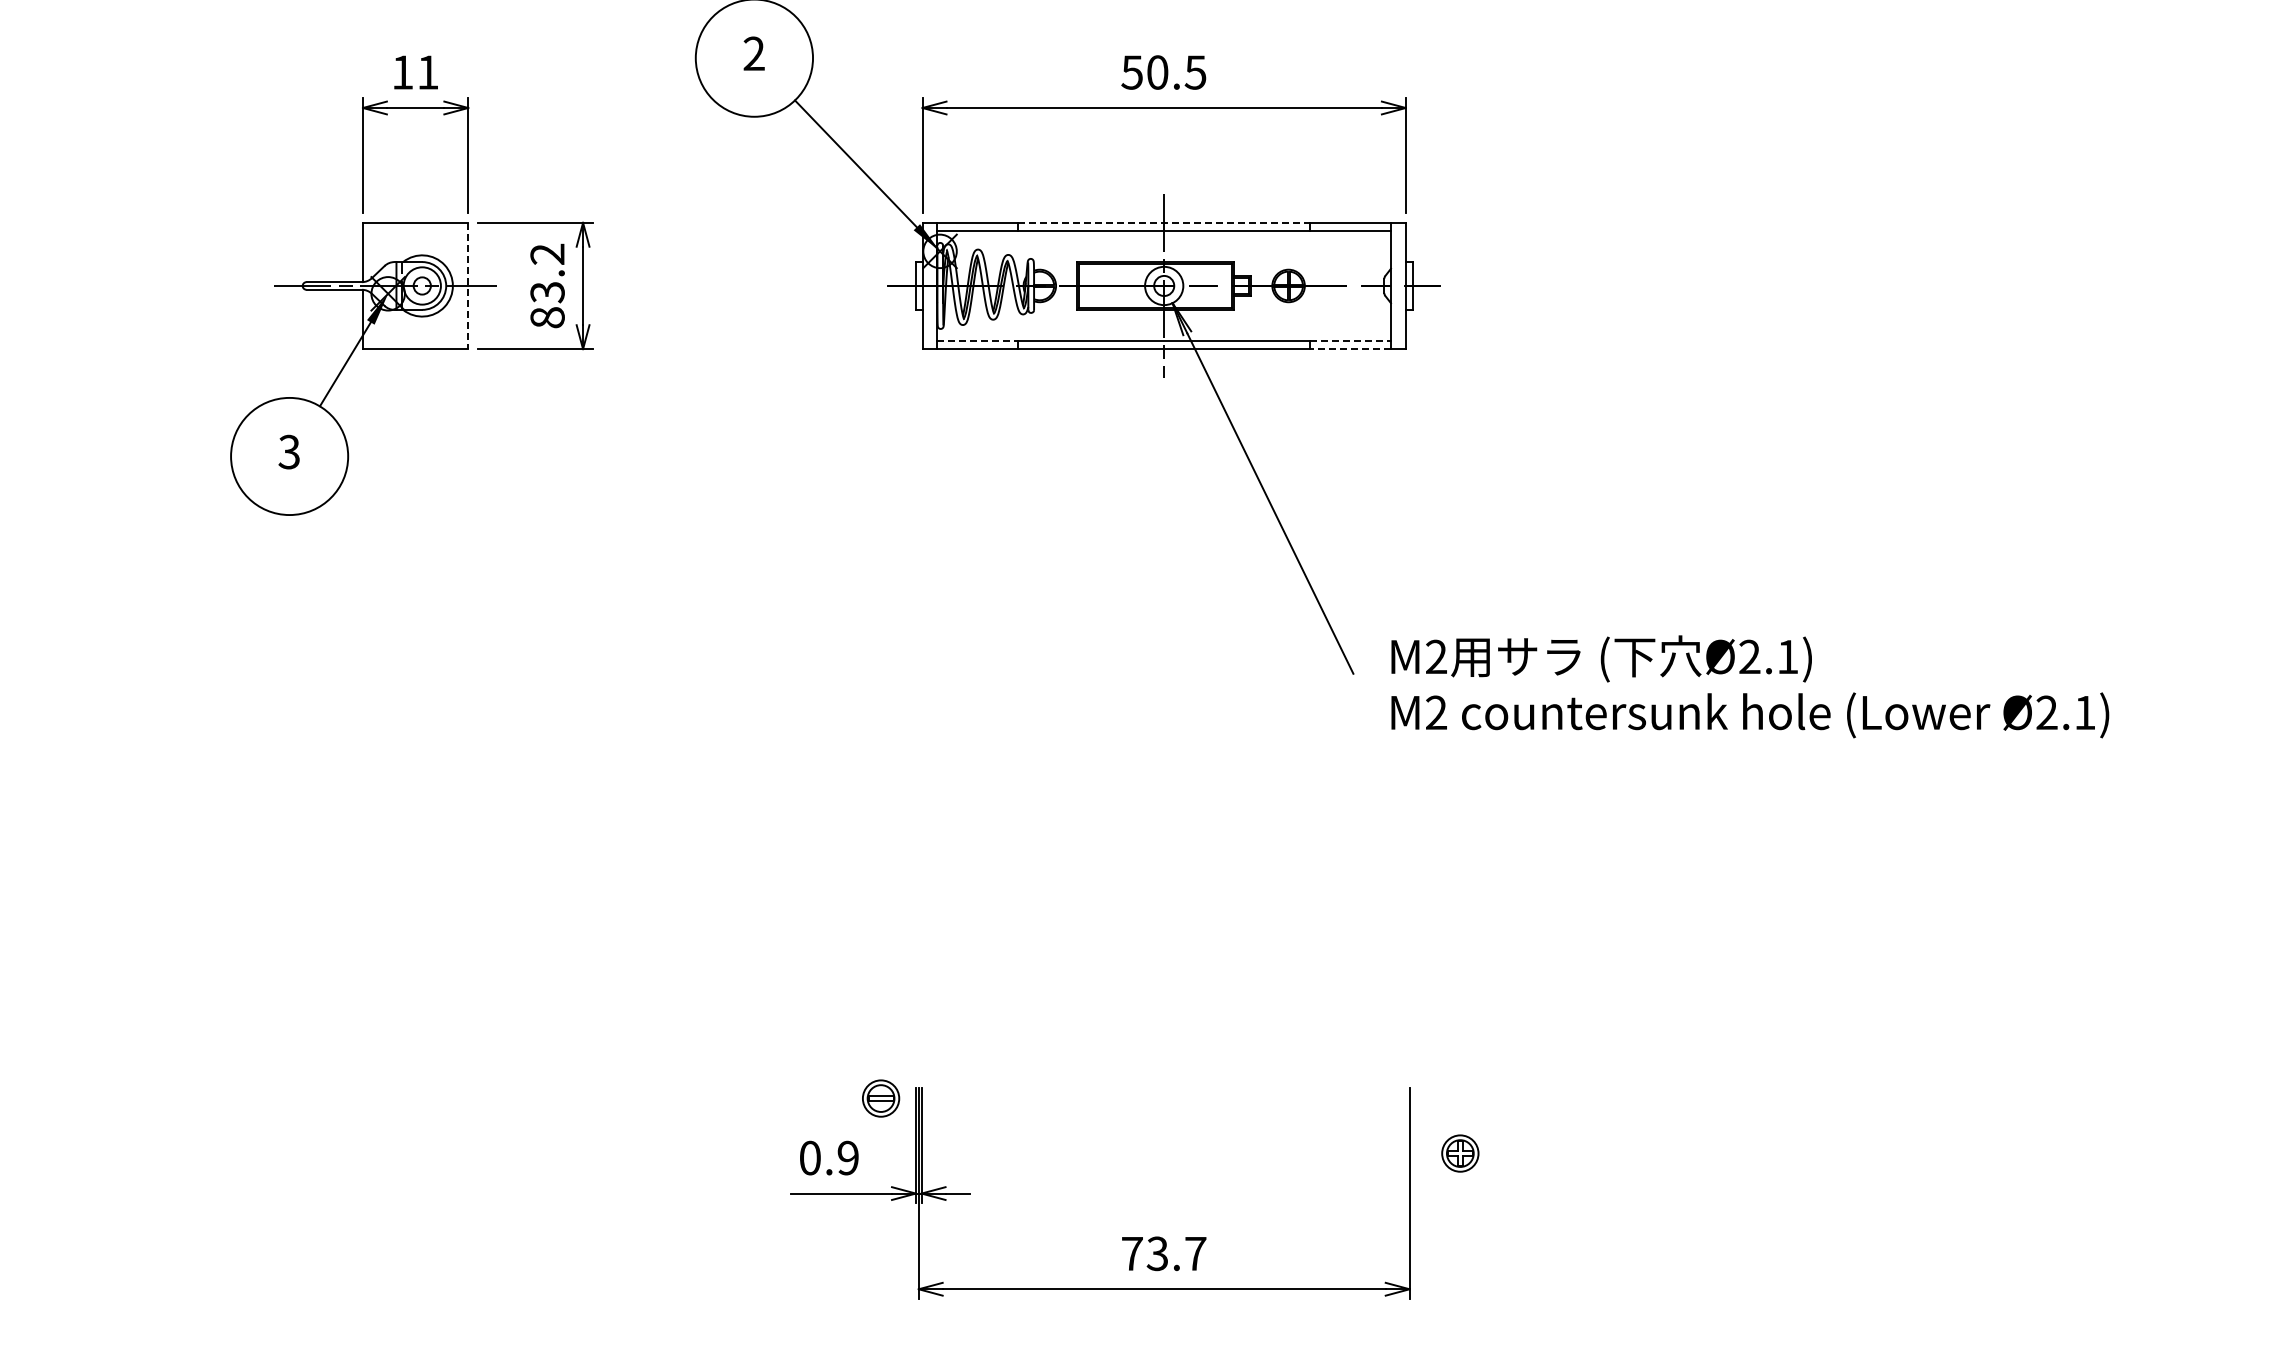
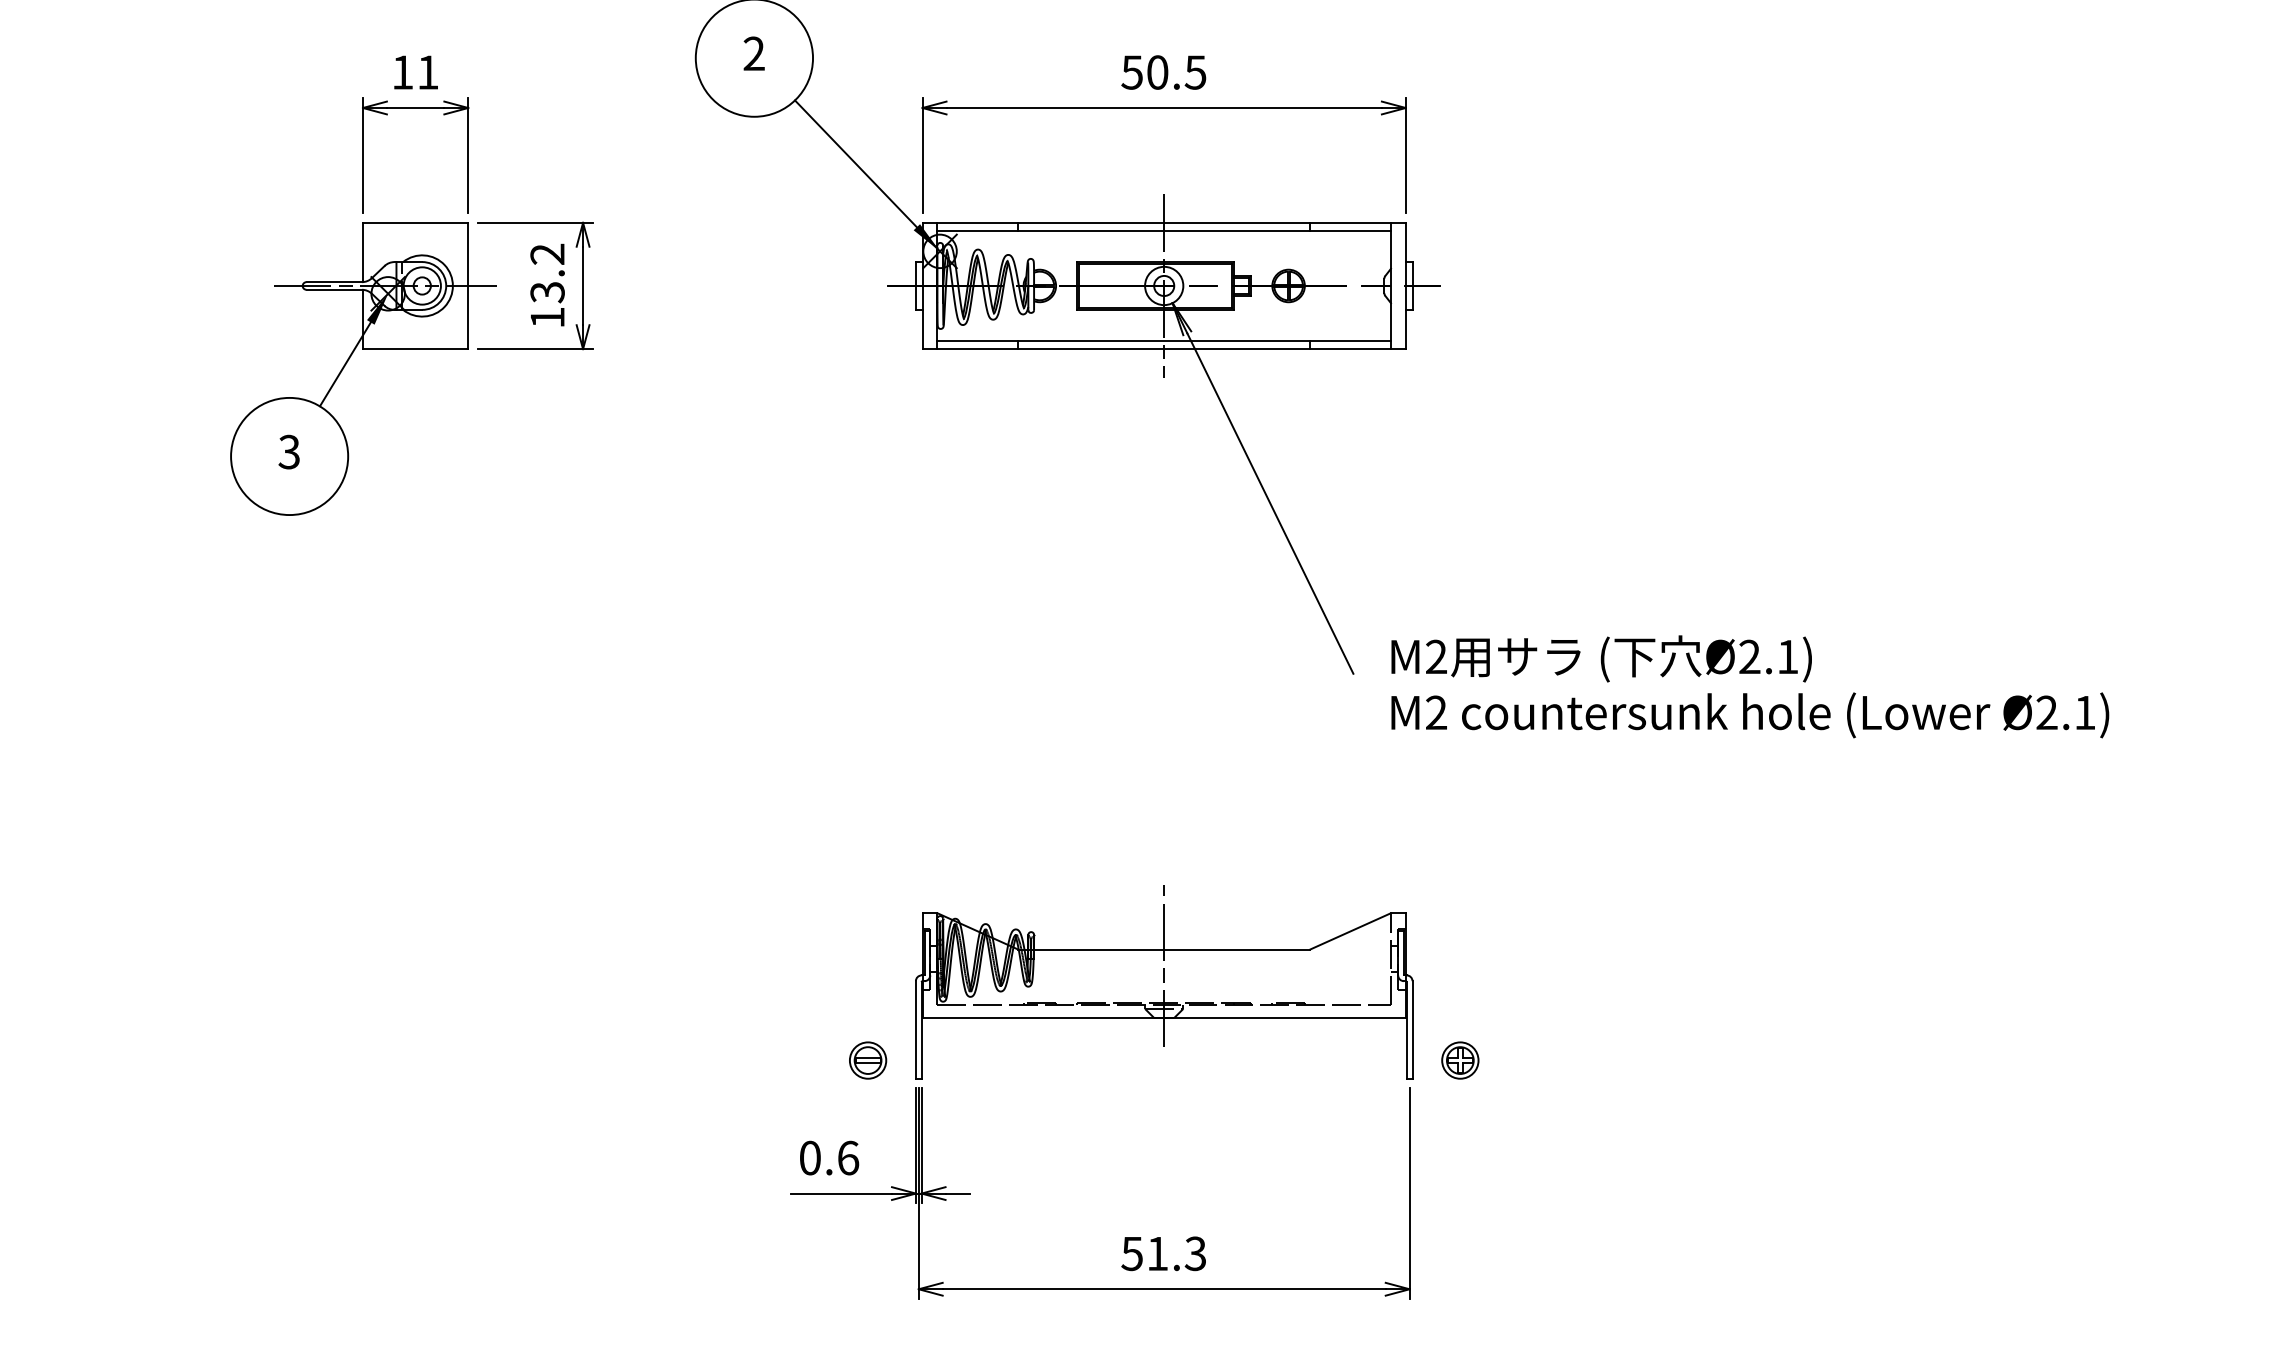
line: dashed -> solid (1164, 222)
line: dashed -> solid (468, 286)
text: 83.2 -> 13.2 (547, 317)
line: dashed -> solid (978, 341)
line: dashed -> solid (1351, 341)
line: dashed -> solid (1350, 349)
part: none -> present (1164, 982)
part position: (881, 1098) -> (868, 1060) (868, 1060)
part position: (1460, 1153) -> (1460, 1060) (1460, 1060)
text: 0.9 -> 0.6 (848, 1157)
text: 73.7 -> 51.3 (1163, 1253)
